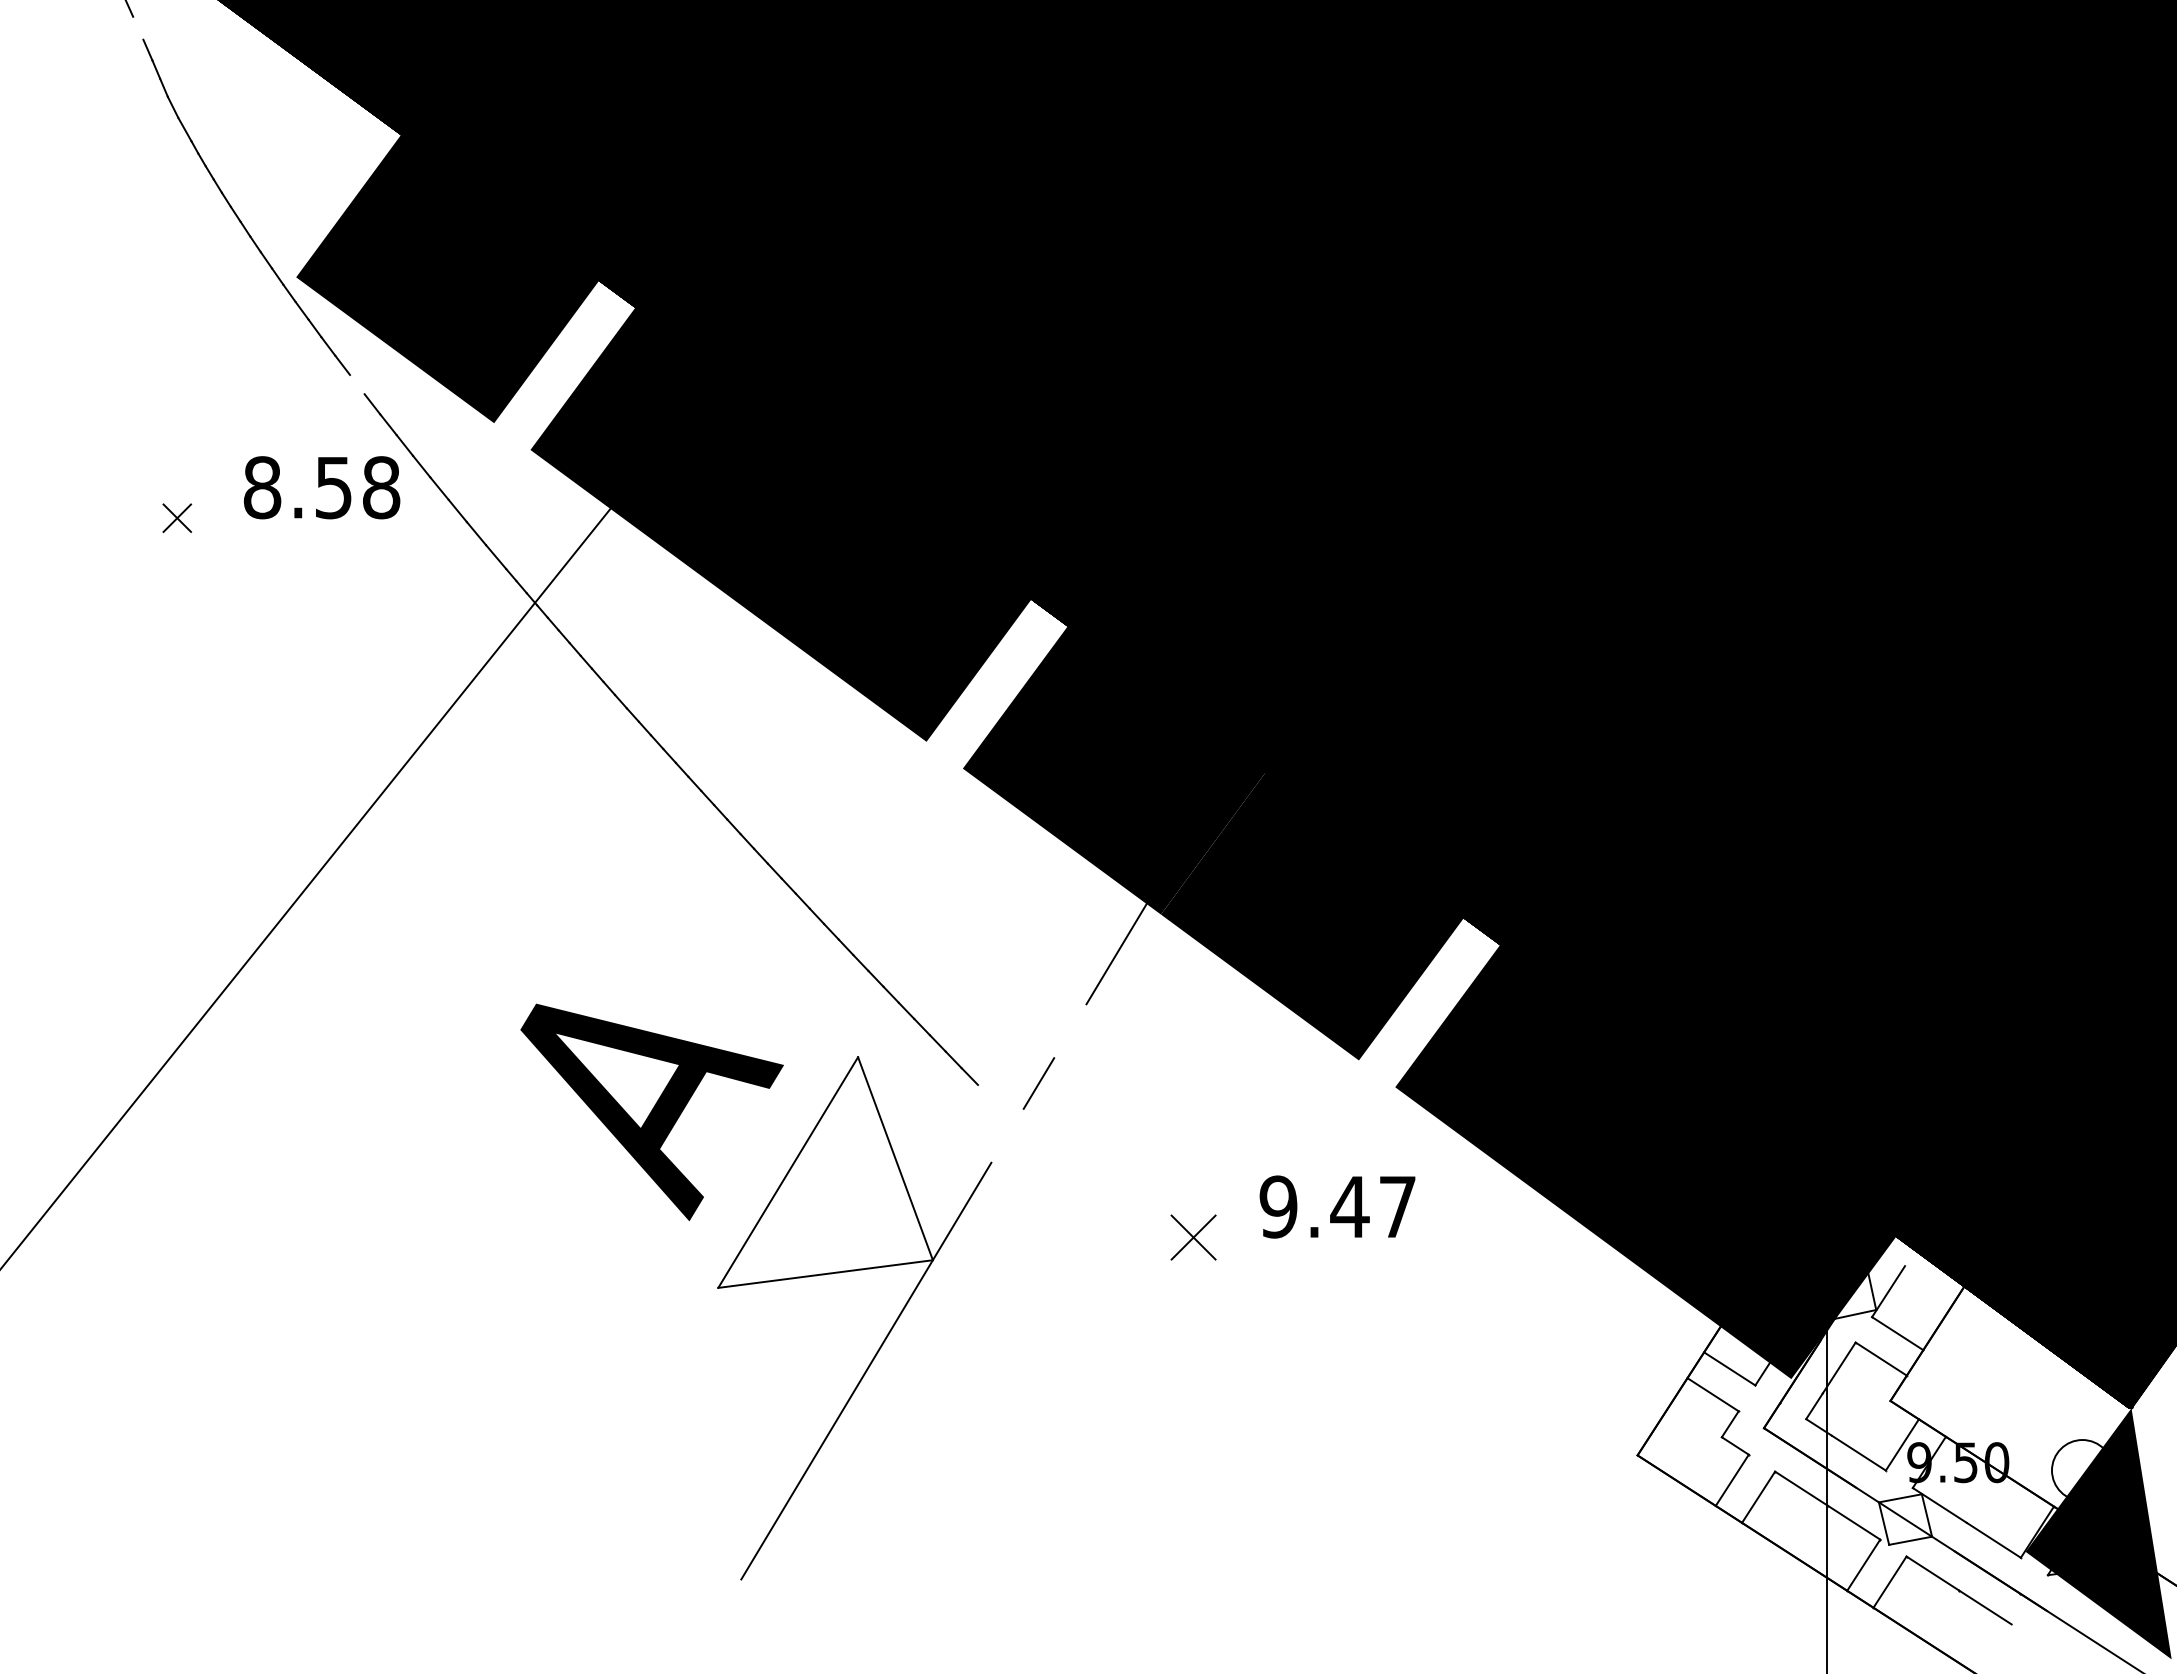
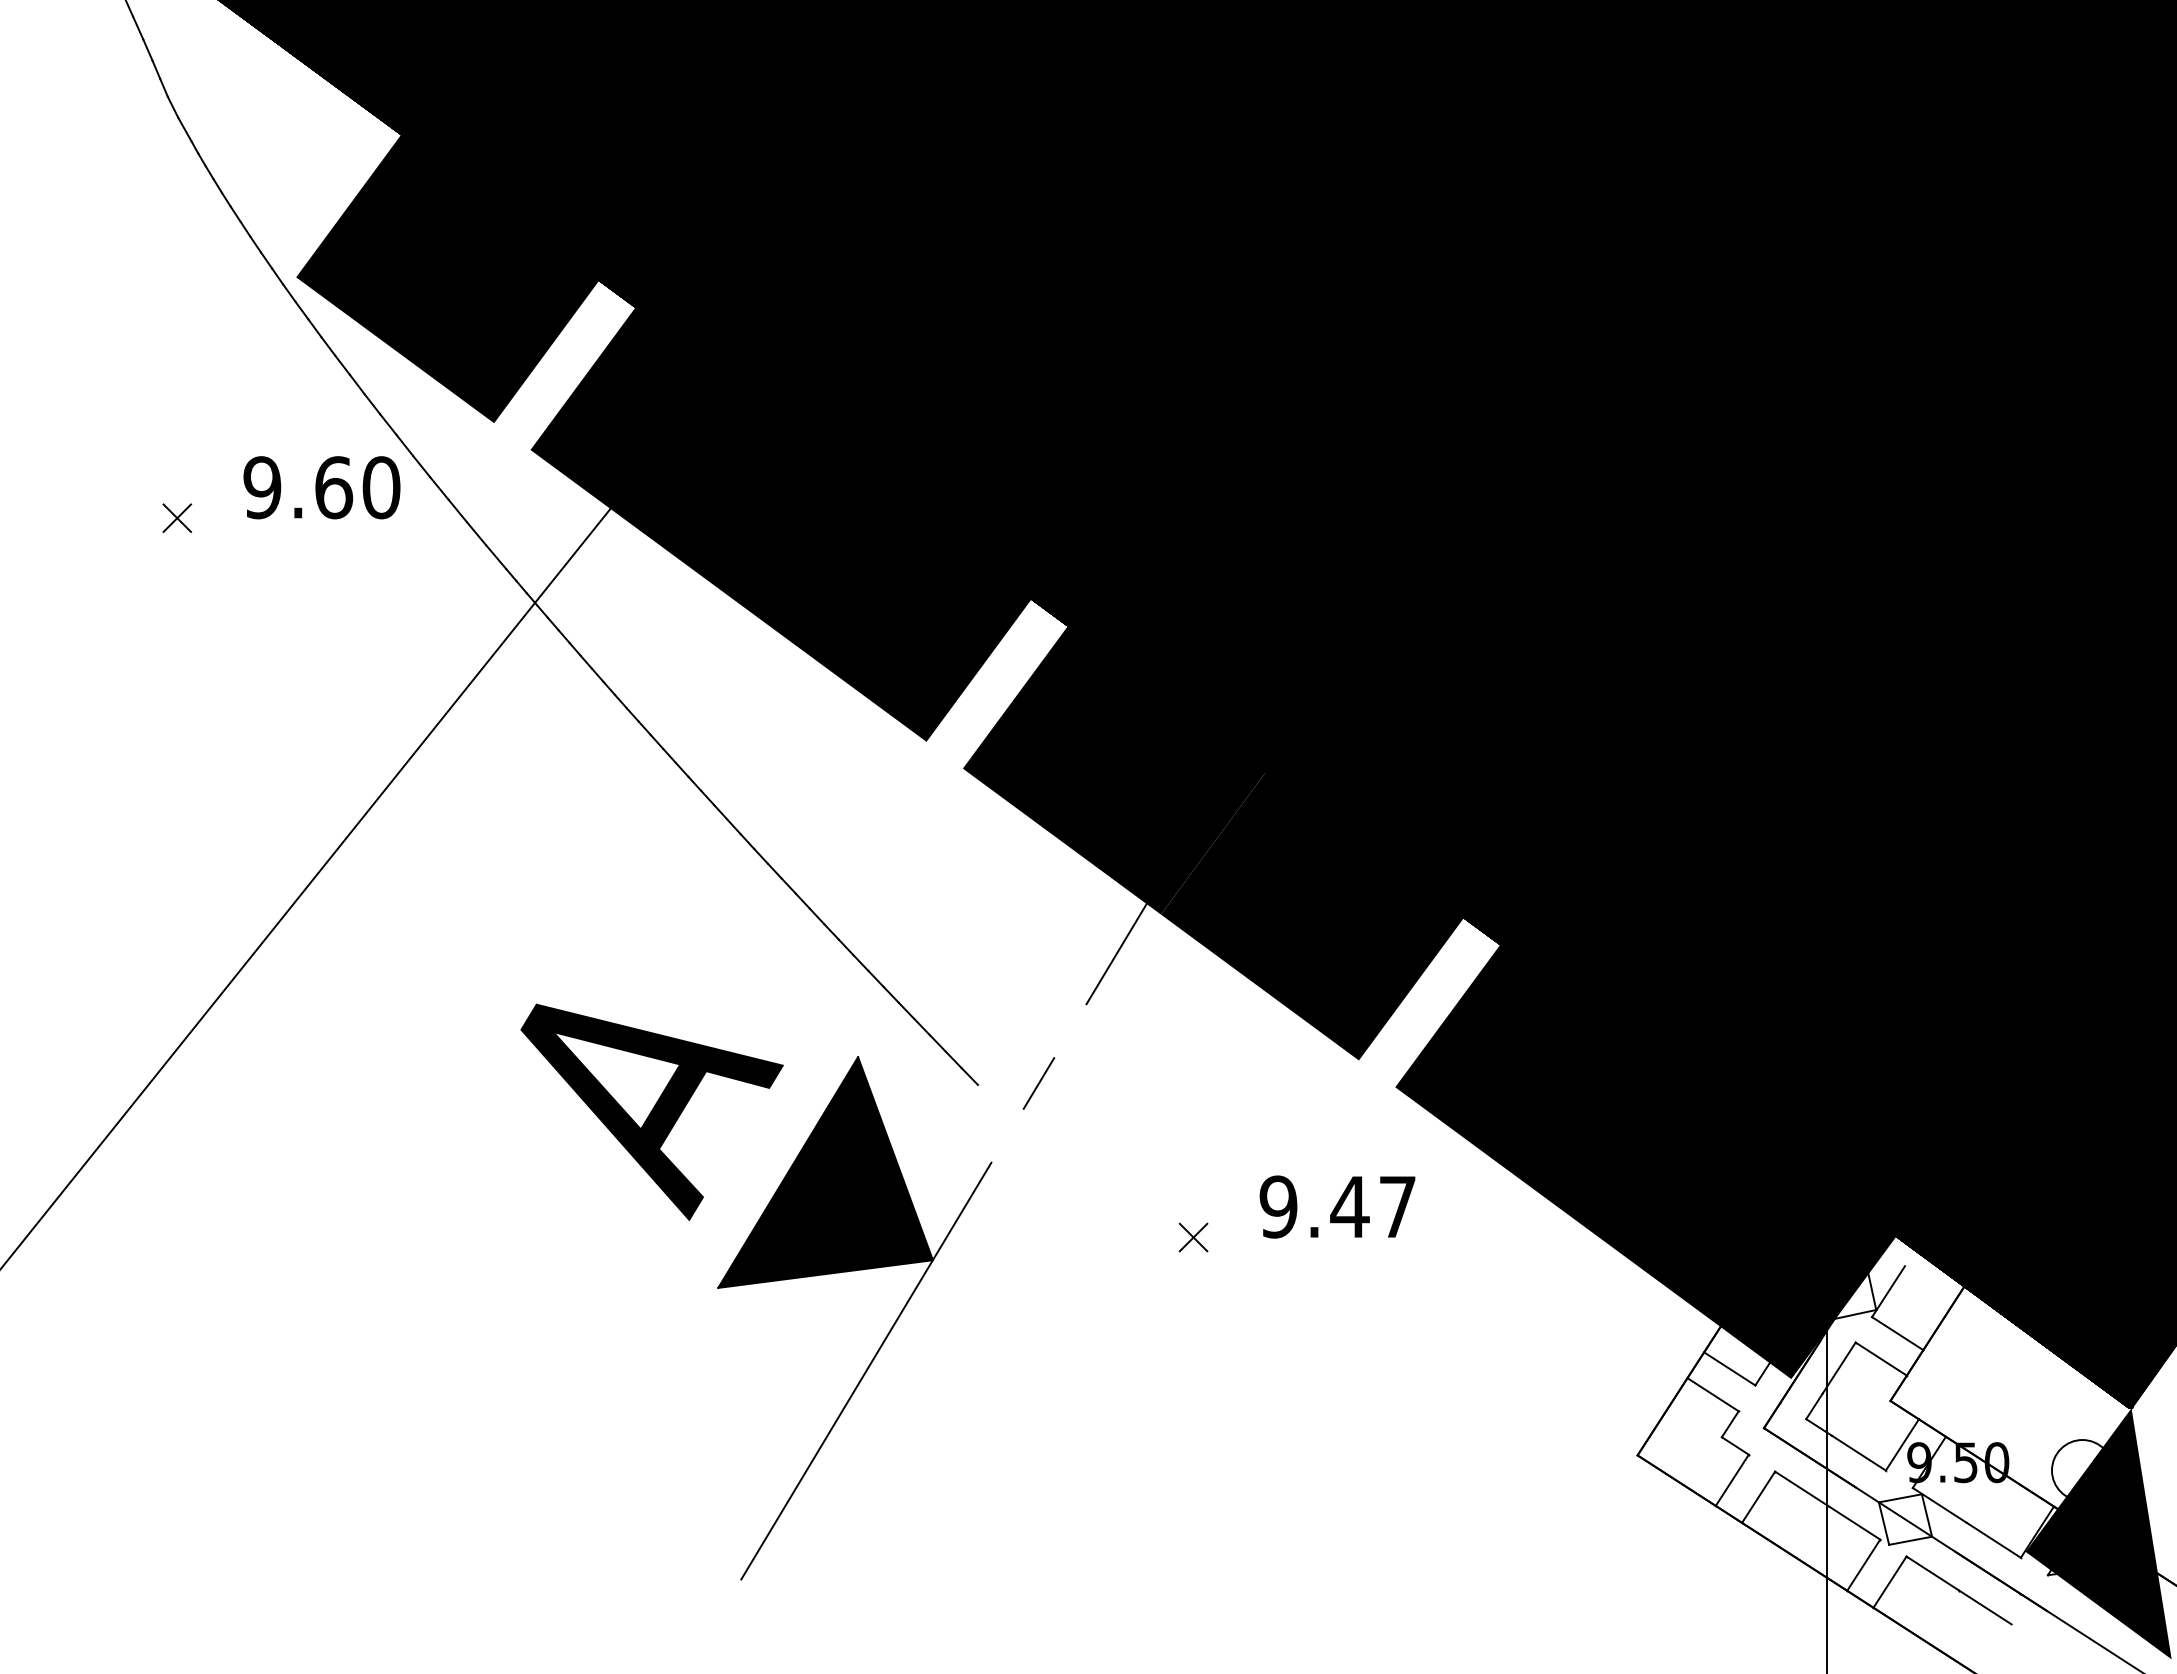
line: none -> present (138, 27)
line: none -> present (357, 384)
text: 8.58 -> 9.60 (321, 487)
fill: none -> present (825, 1172)
part size: 47x47 px -> 31x31 px (1193, 1237)
